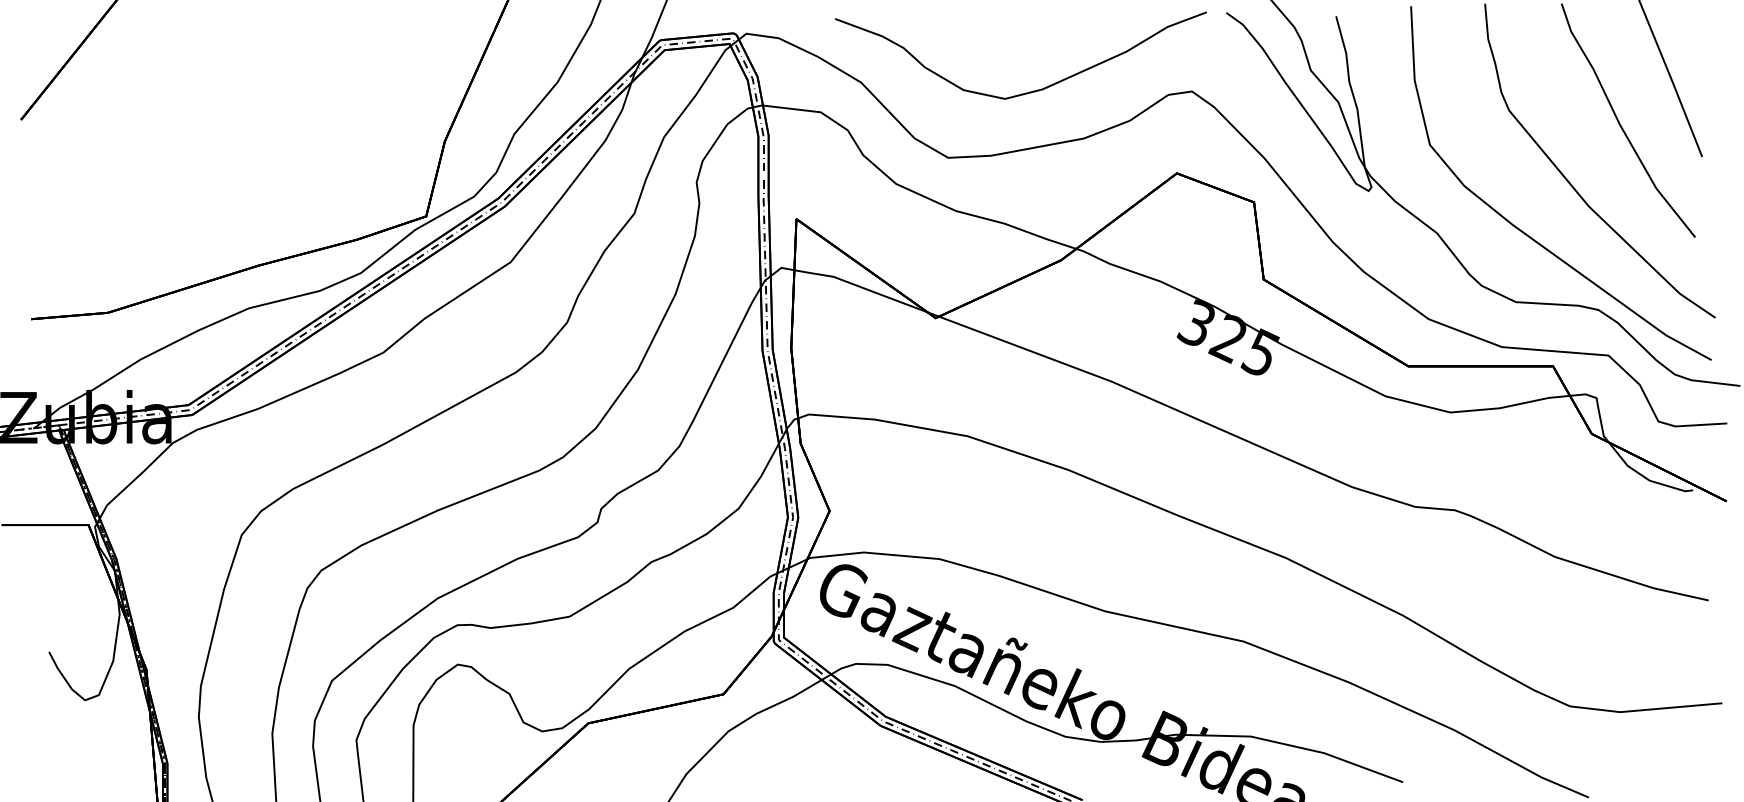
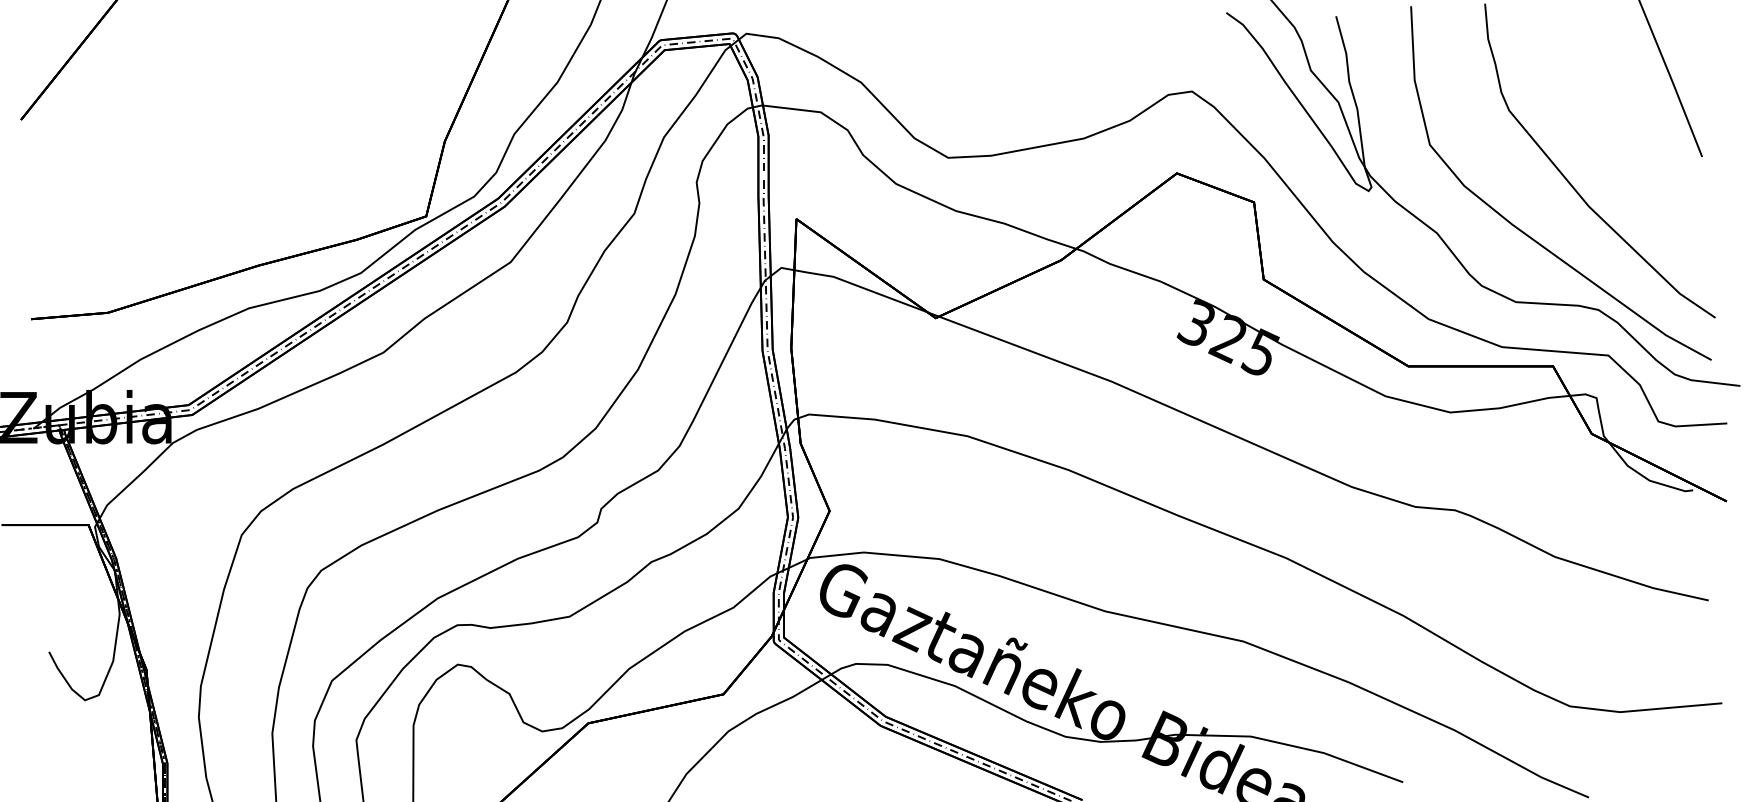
curve: present -> none (1029, 91)
curve: present -> none (1620, 123)
